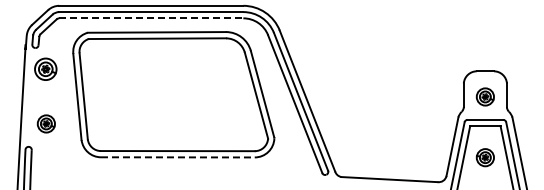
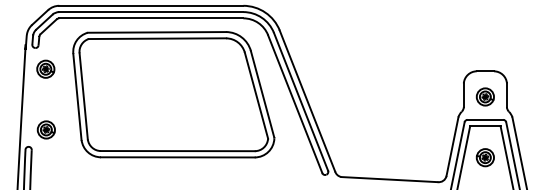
line: dashed -> solid (151, 18)
part size: 24x24 px -> 20x20 px (45, 68)
part position: (45, 123) -> (45, 129) (45, 129)
line: dashed -> solid (177, 157)
